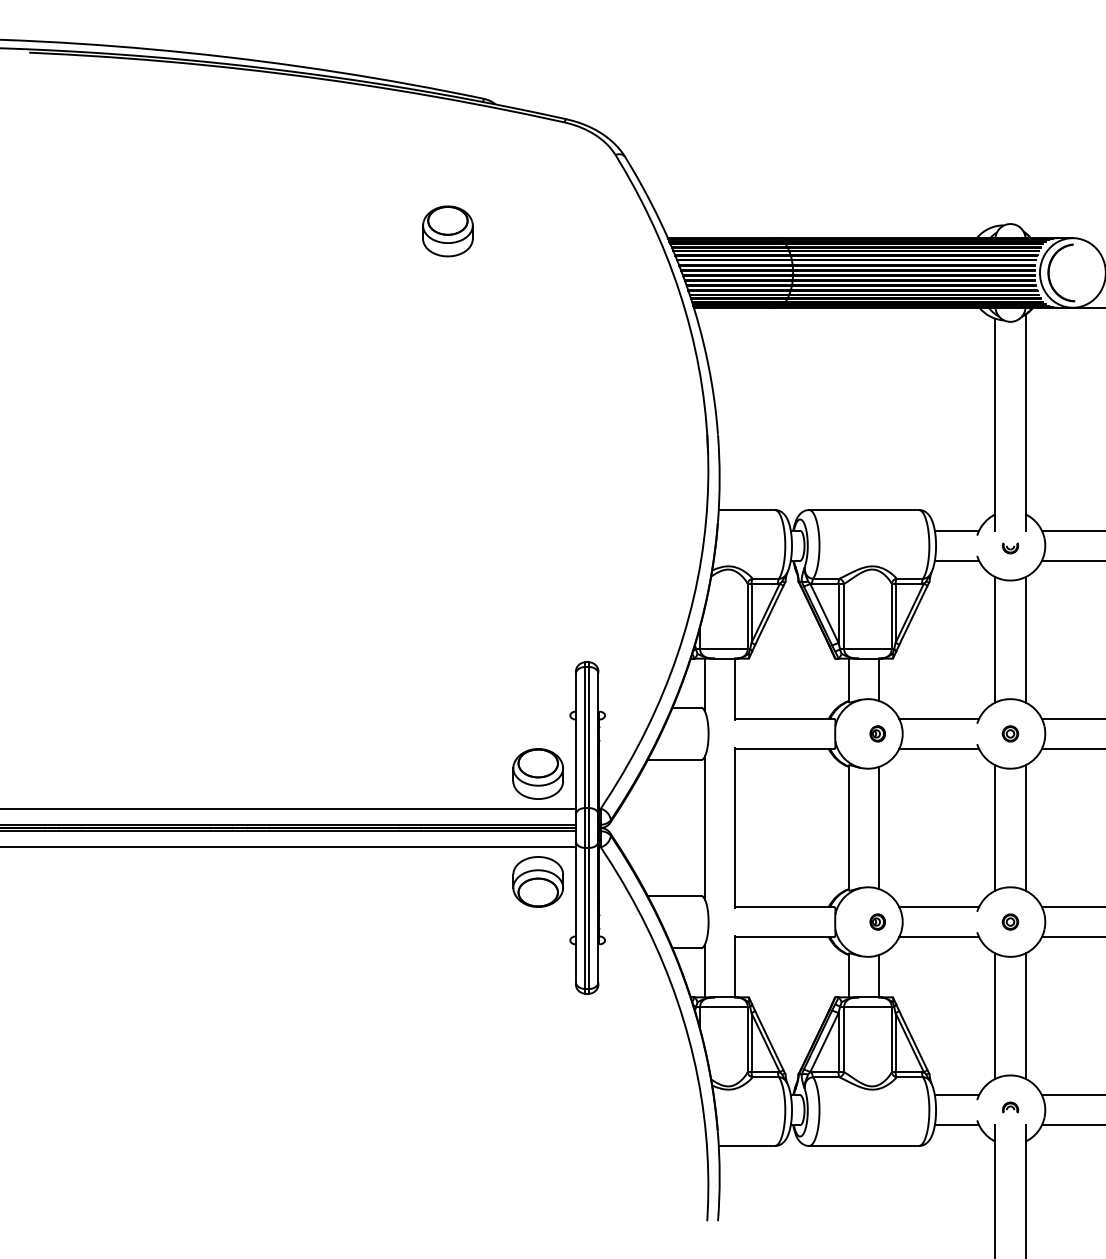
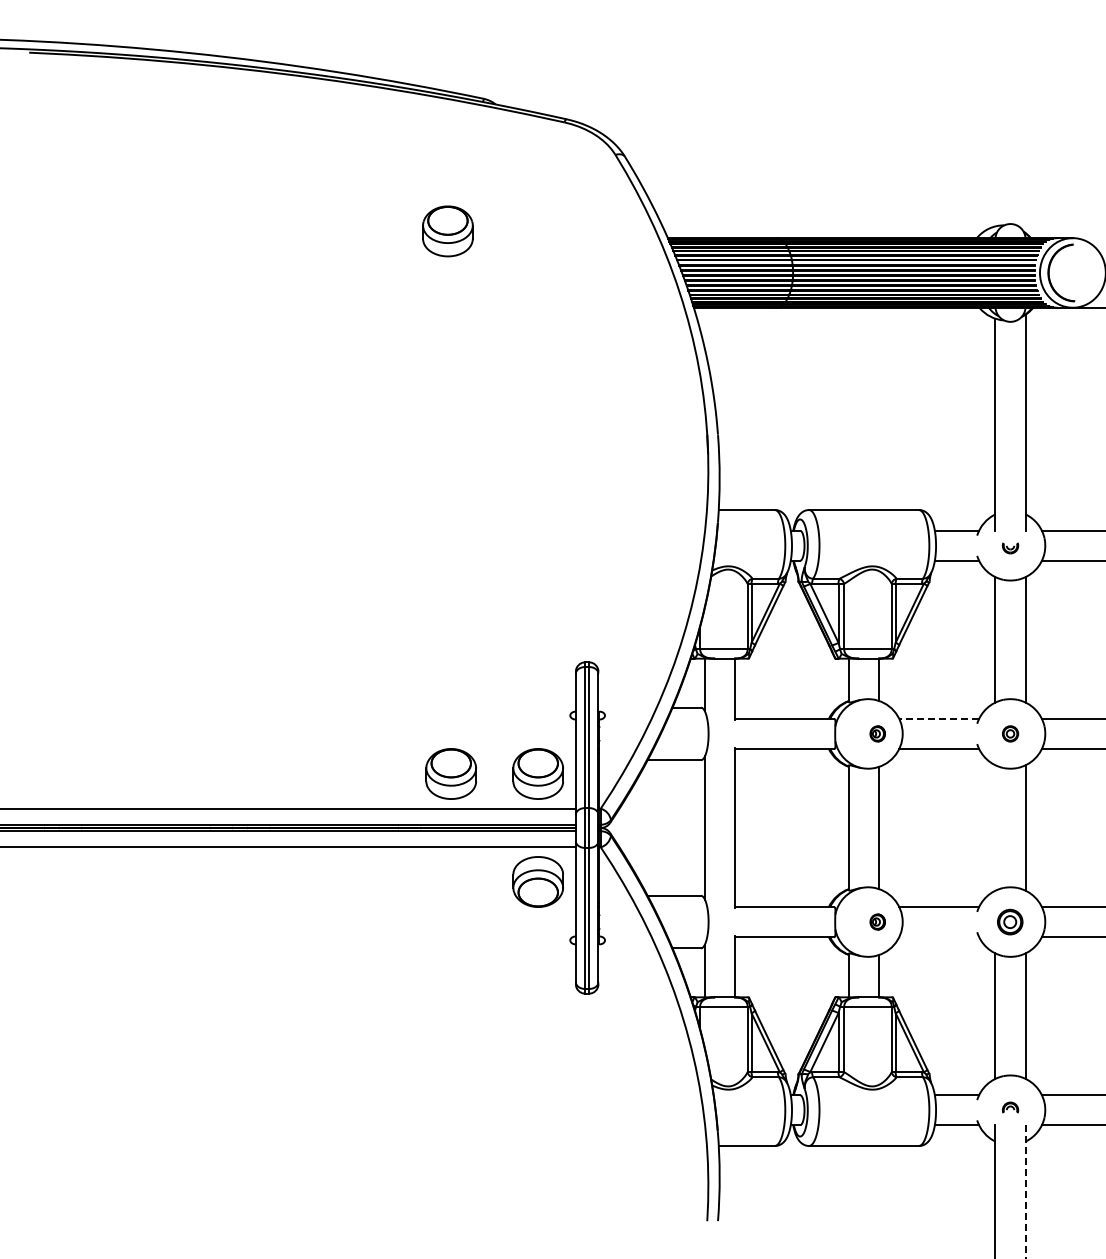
line: solid -> dashed (939, 718)
part: none -> present (450, 773)
line: present -> none (995, 827)
part size: 18x18 px -> 27x28 px (1010, 921)
line: present -> none (939, 937)
line: solid -> dashed (1025, 1191)
